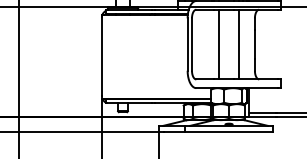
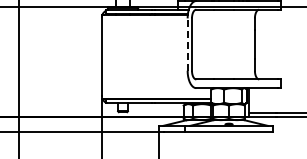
line: solid -> dashed (187, 44)
line: present -> none (218, 44)
line: present -> none (239, 44)
